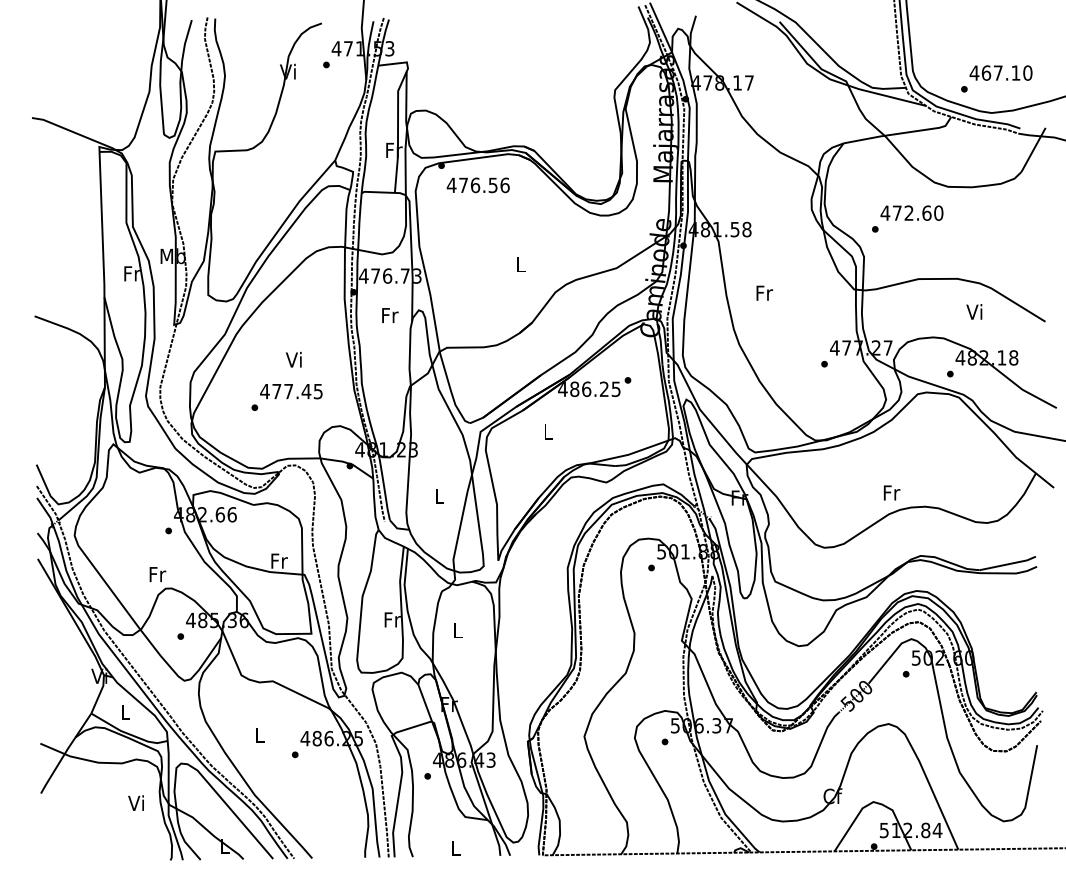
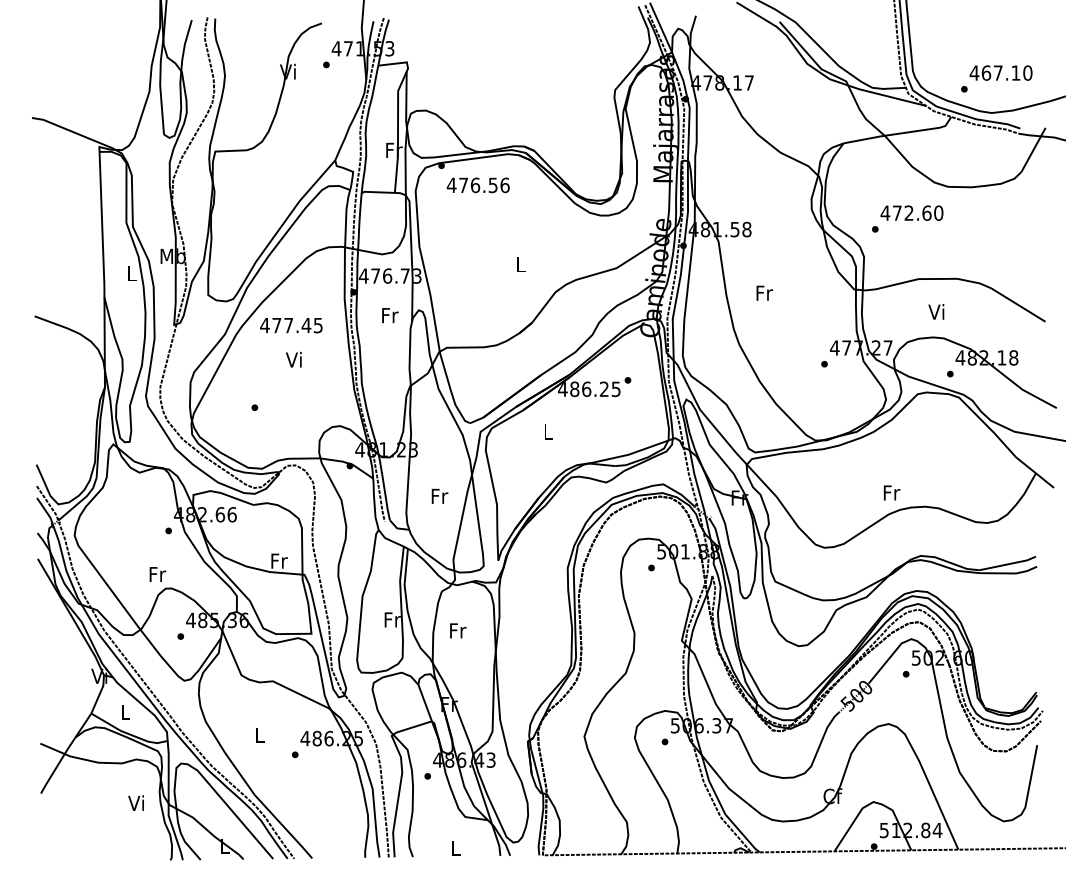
text: Fr -> L (131, 273)
text position: (974, 311) -> (936, 311) (936, 311)
text position: (291, 391) -> (291, 325) (291, 325)
text: L -> Fr (439, 495)
text: L -> Fr (458, 630)
